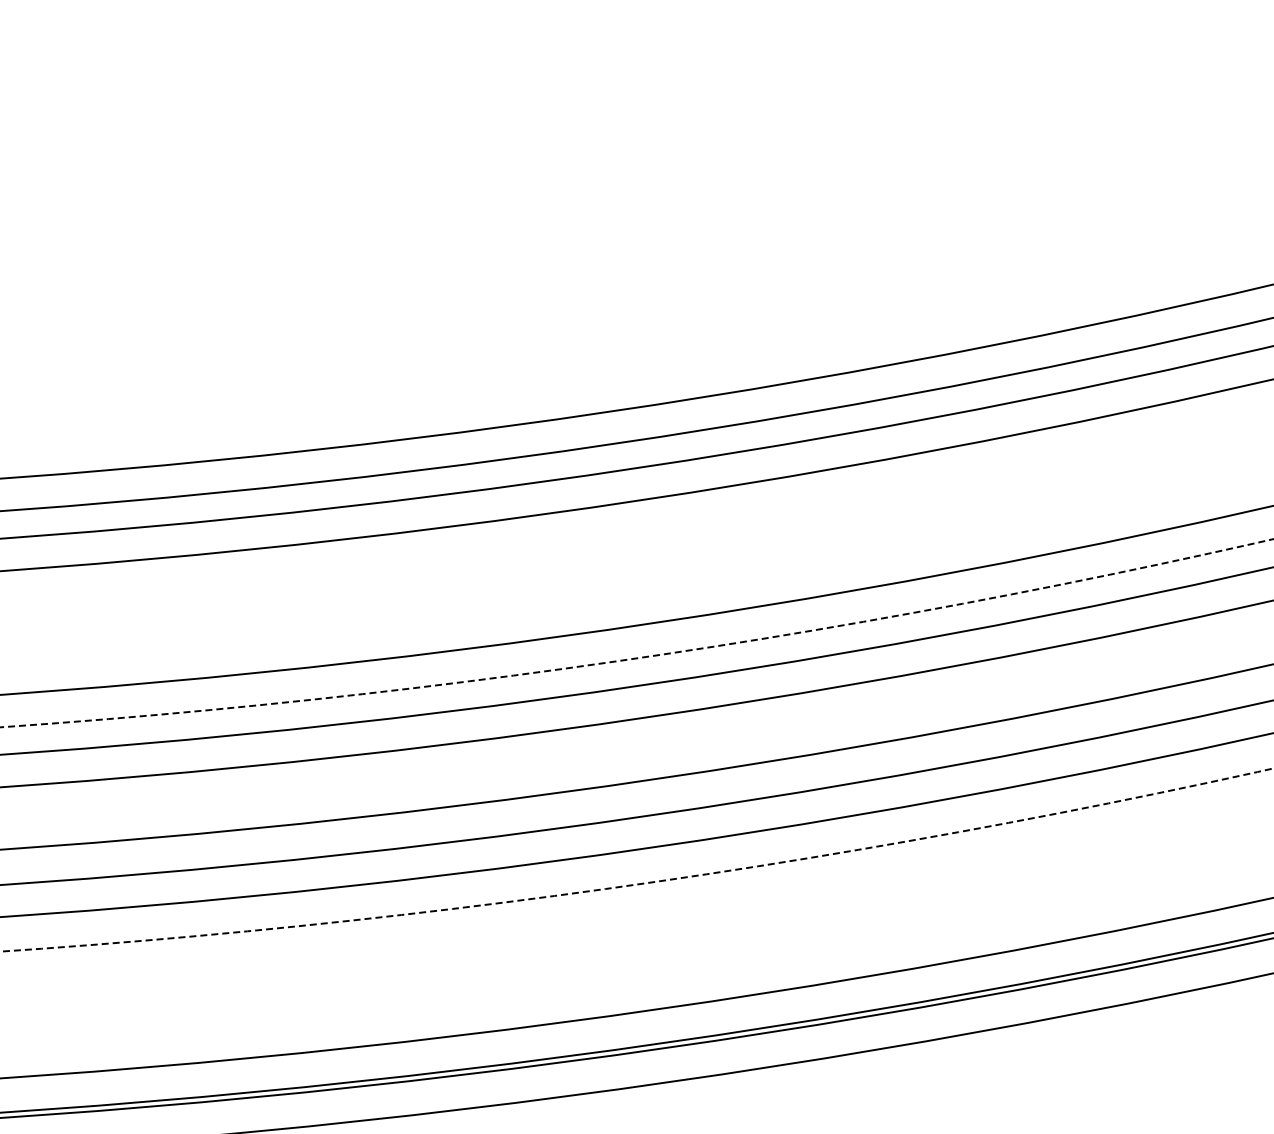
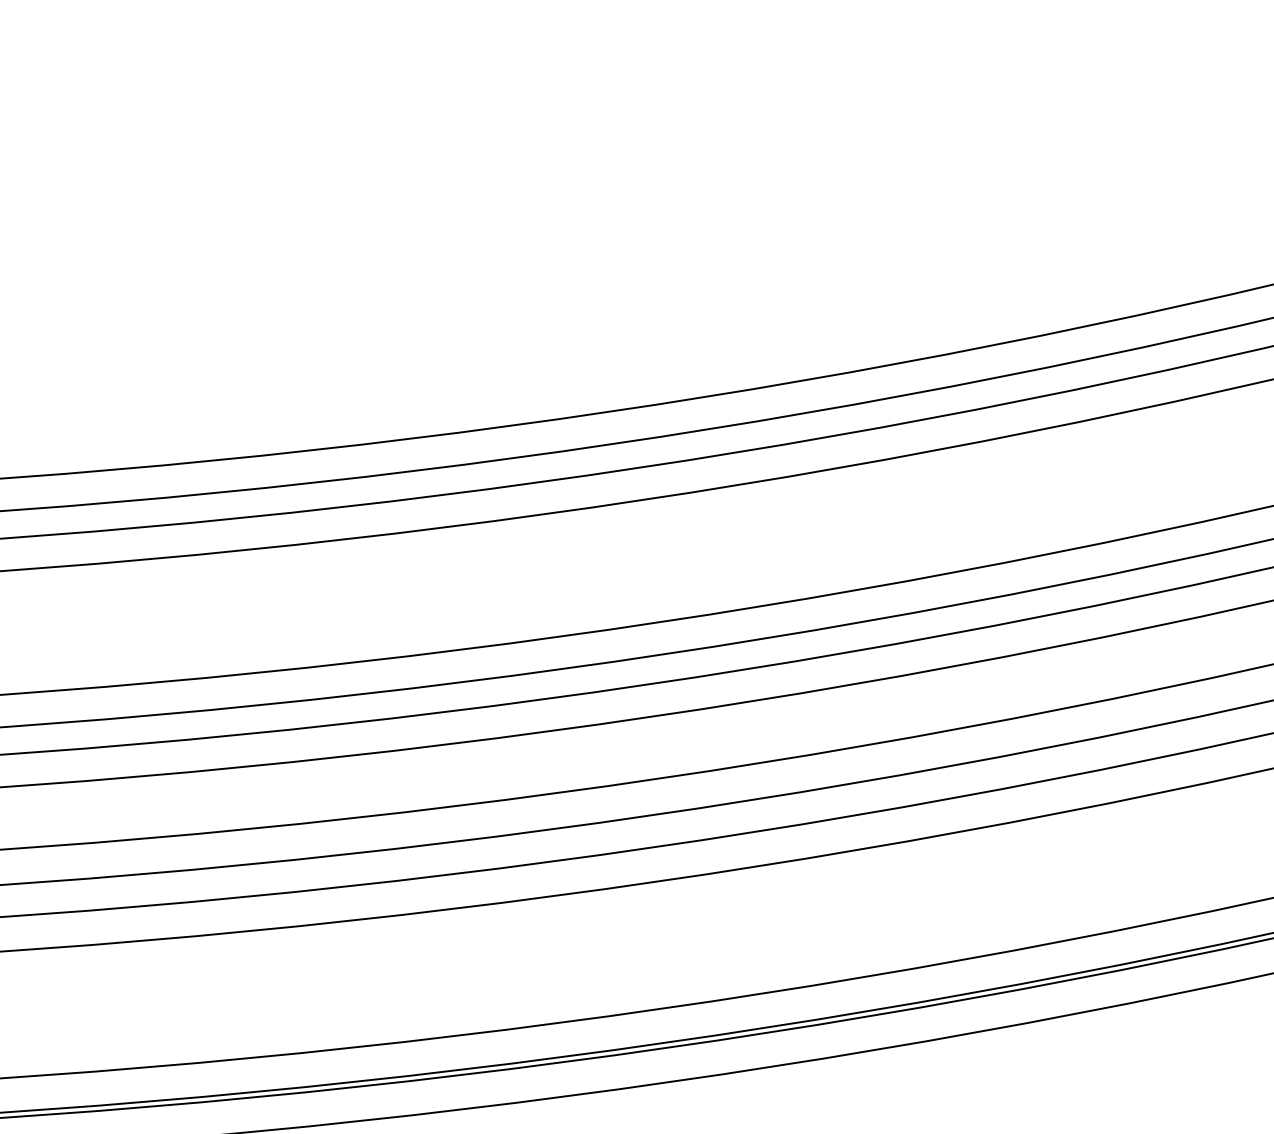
arc: dashed -> solid (642, 657)
arc: dashed -> solid (641, 883)
